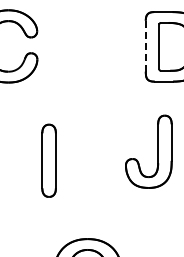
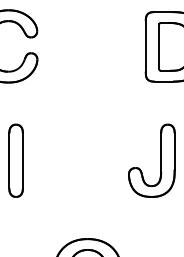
line: dashed -> solid (145, 46)
part position: (157, 151) -> (160, 160) (160, 160)
part position: (48, 160) -> (15, 160) (15, 160)
